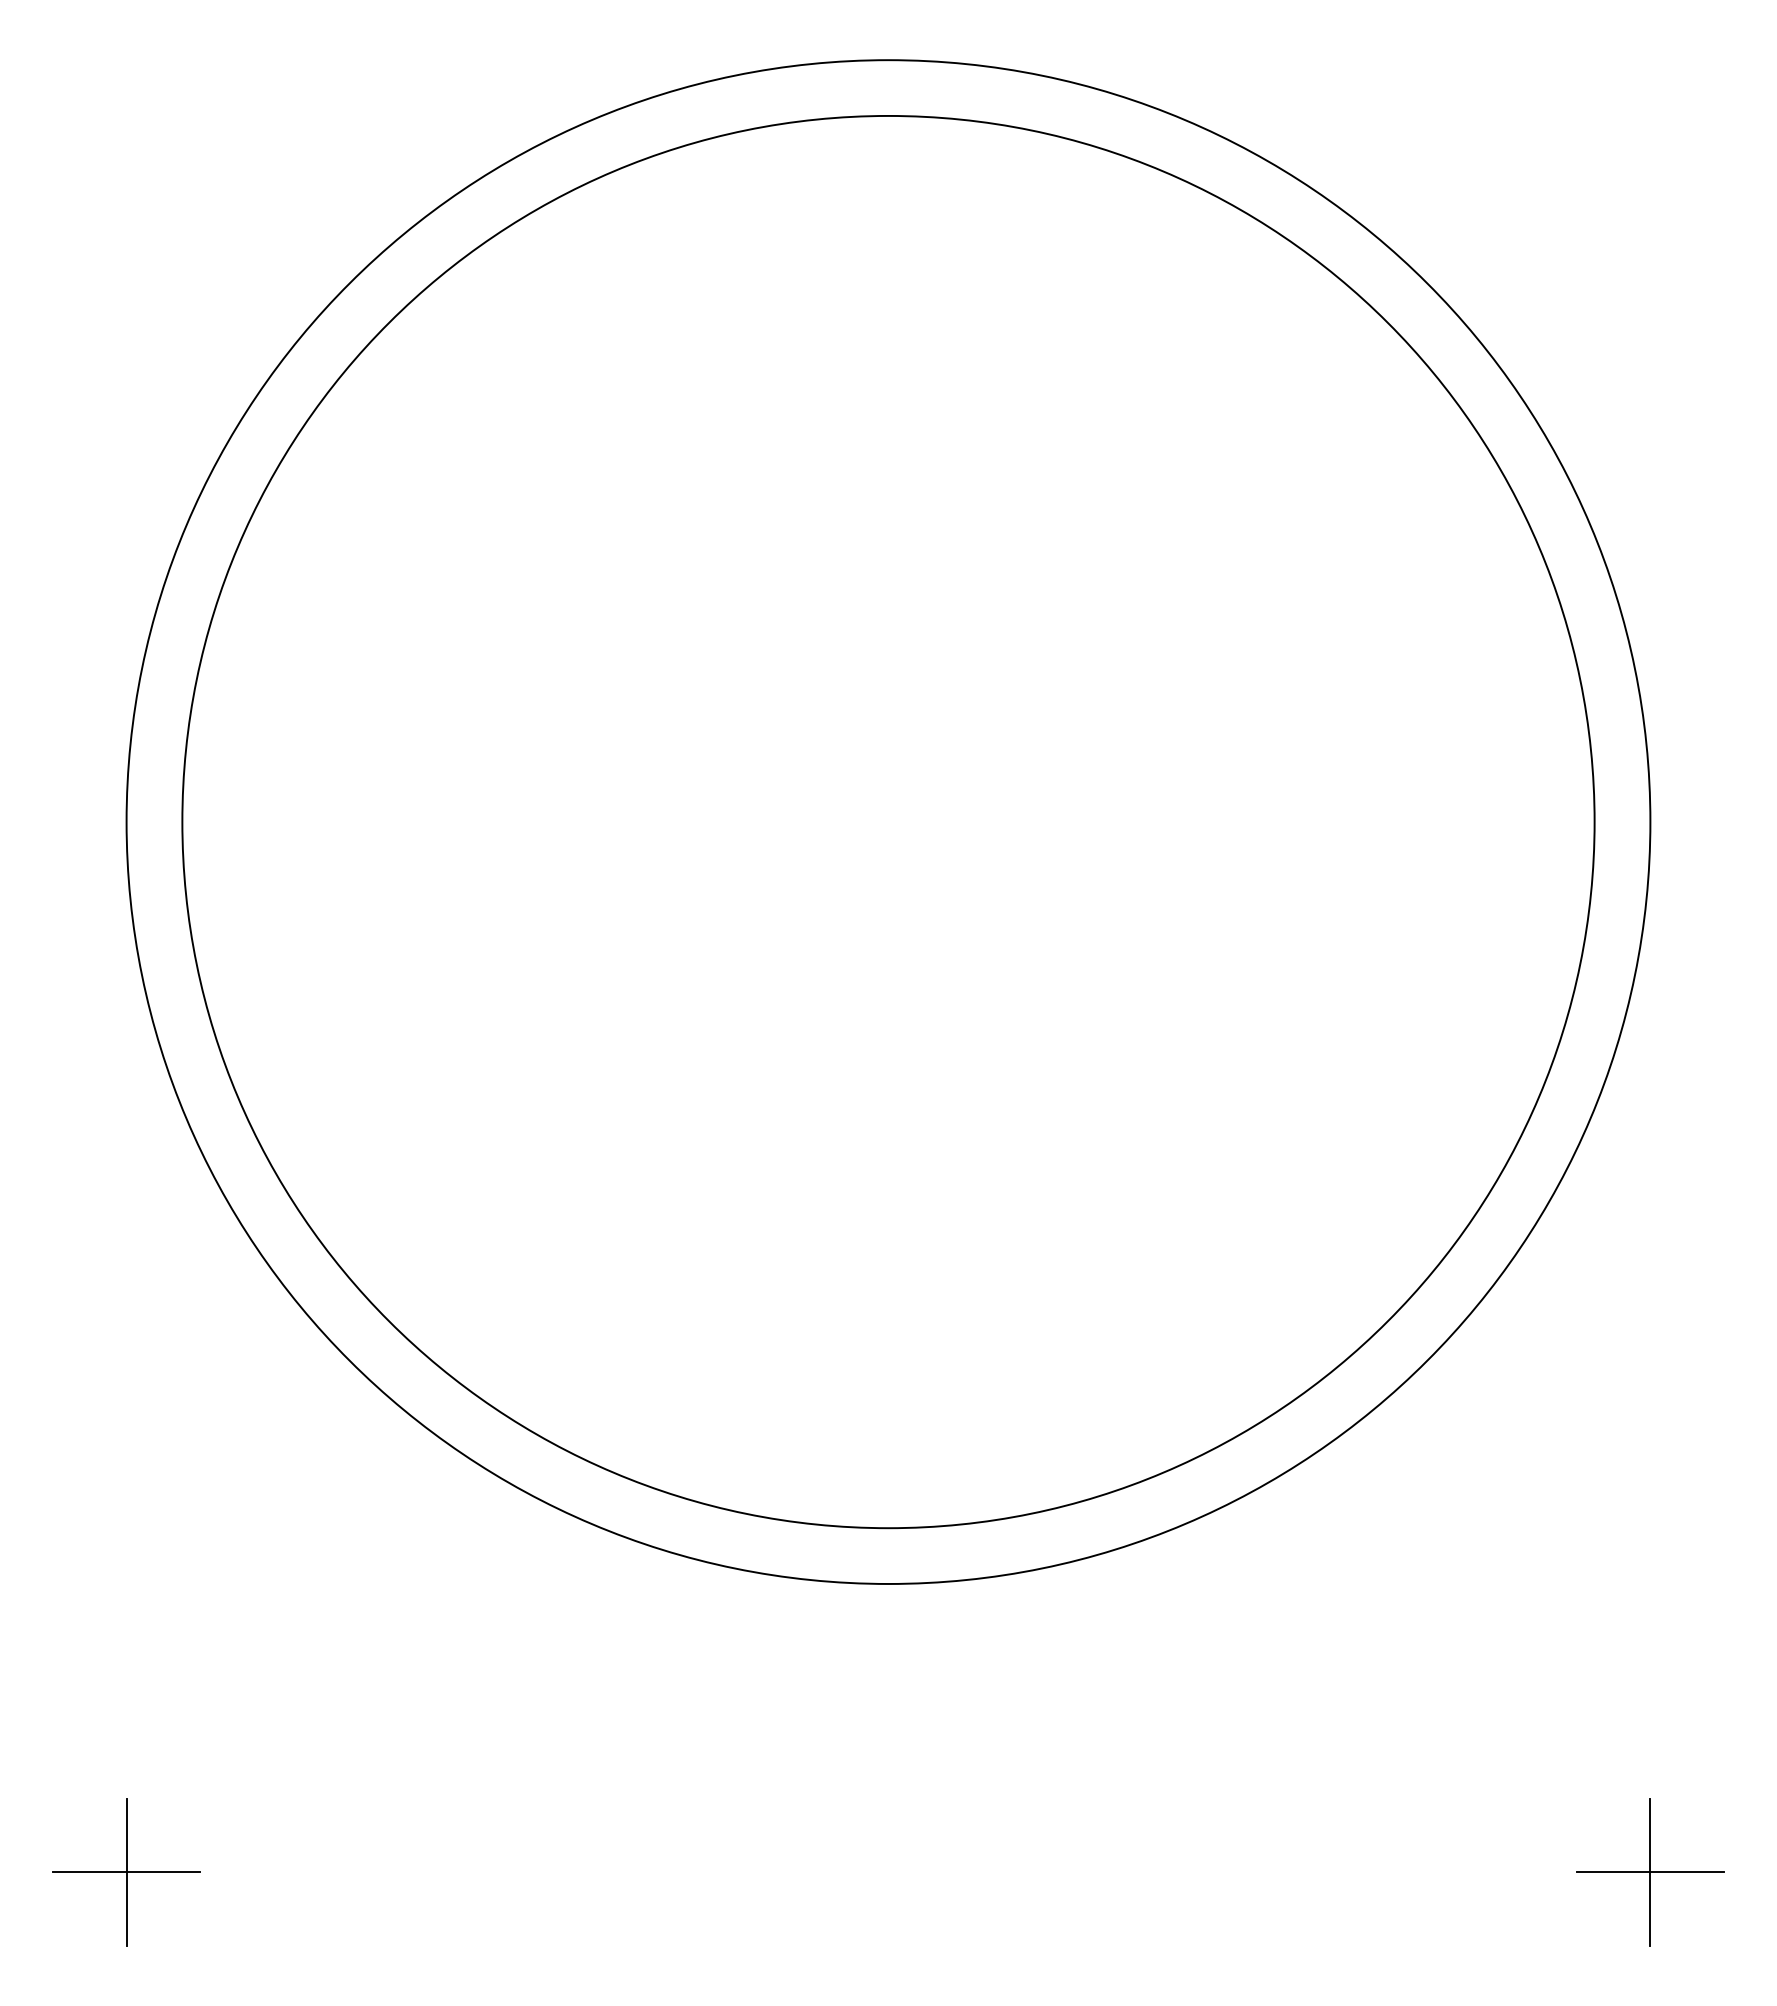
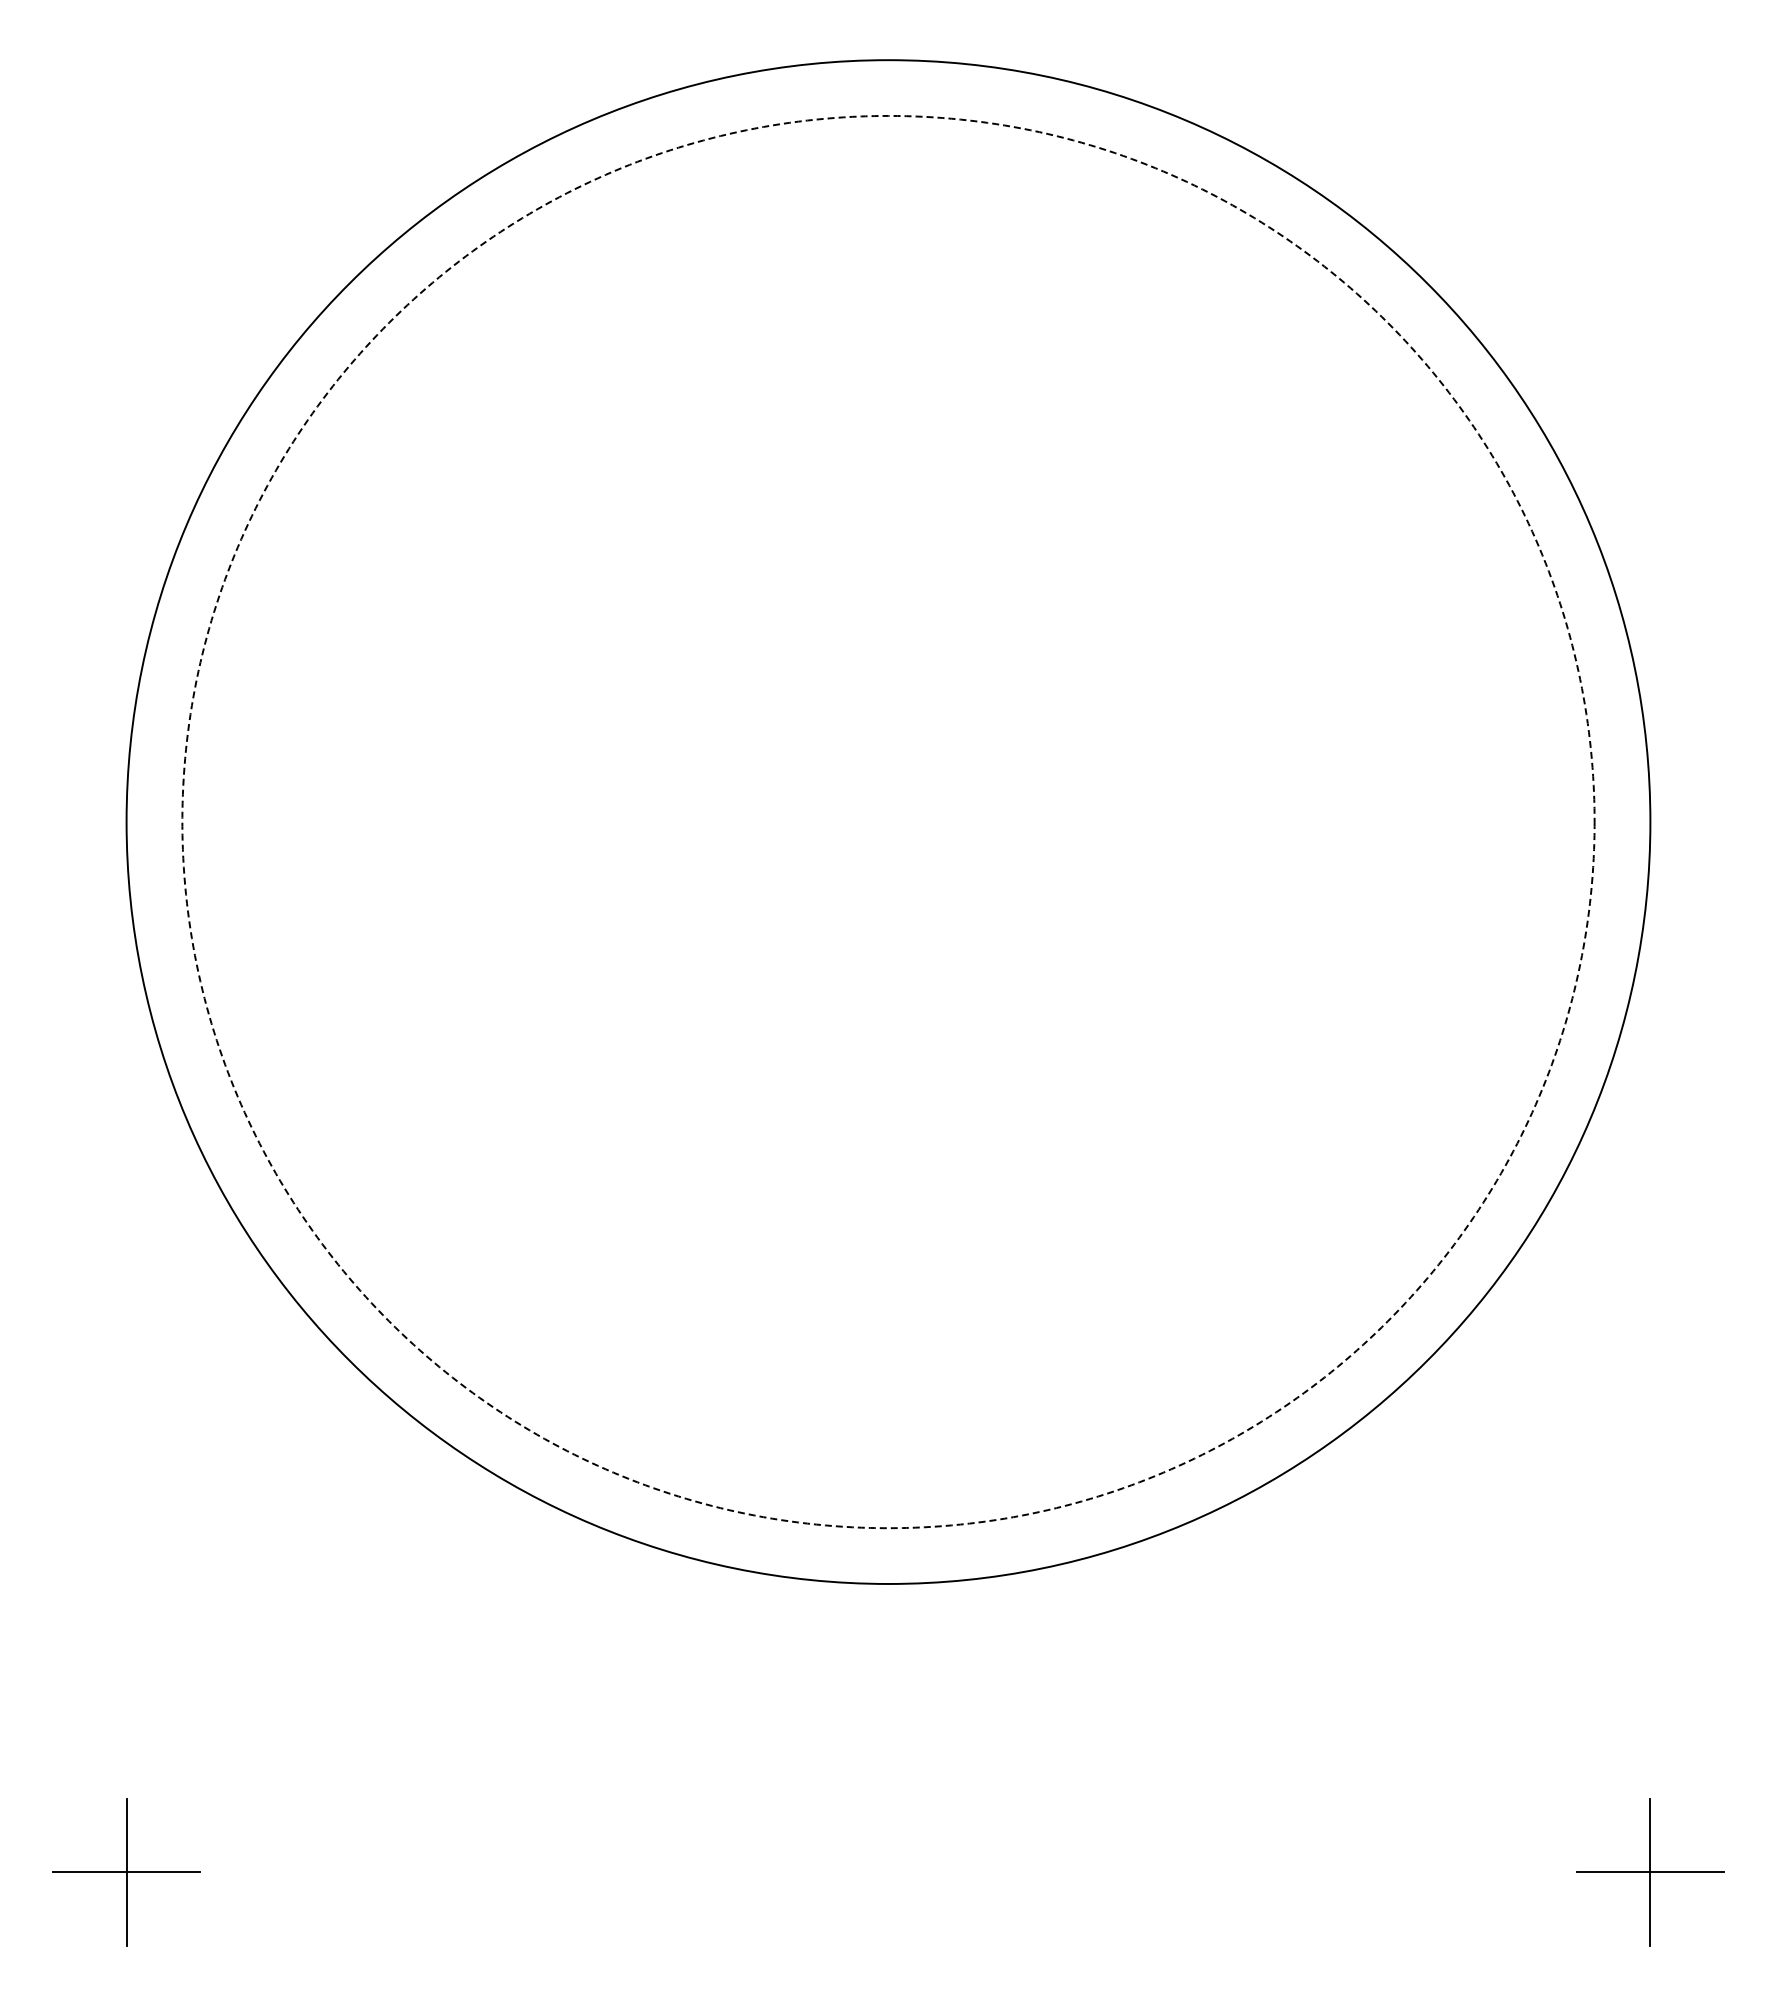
circle: solid -> dashed (888, 821)
